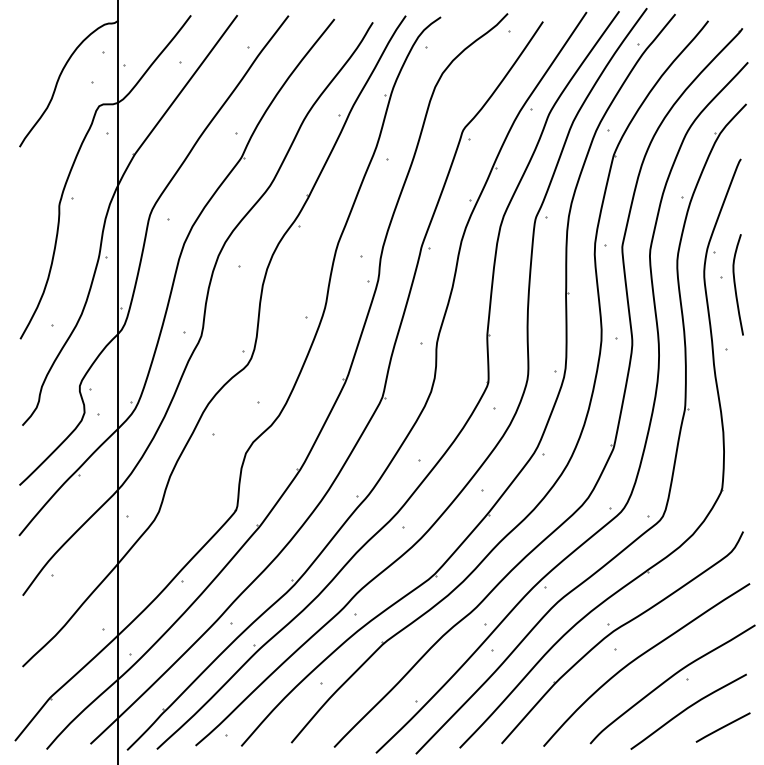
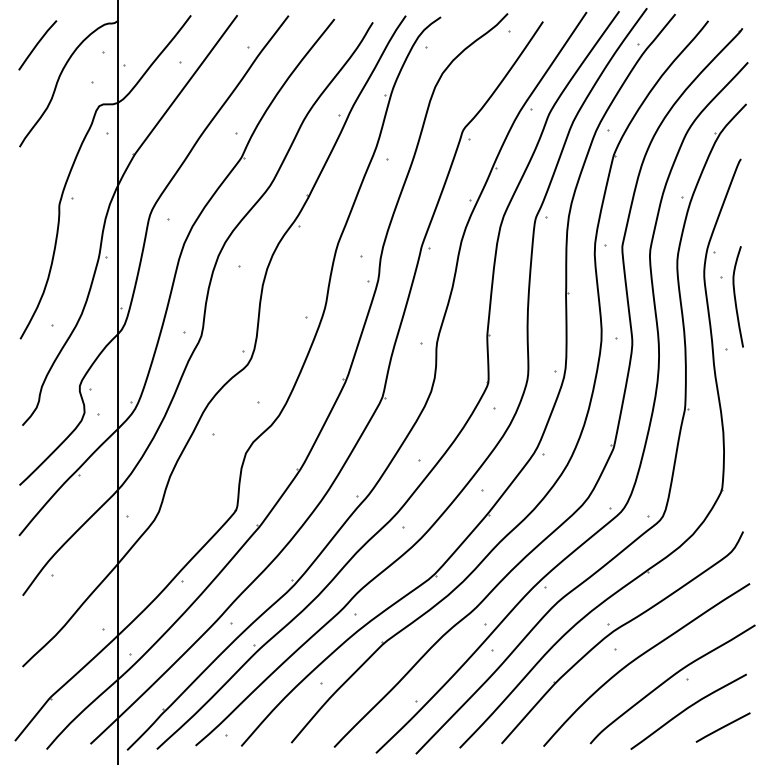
line: none -> present (37, 45)
curve position: (735, 284) -> (735, 296) (735, 296)
